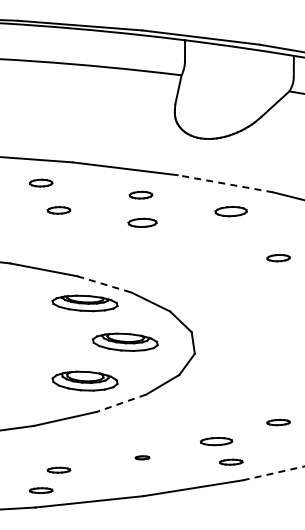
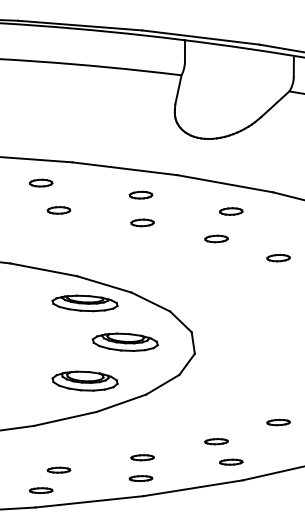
line: dashed -> solid (225, 183)
part size: 34x12 px -> 25x9 px (231, 211)
part size: 31x11 px -> 25x10 px (142, 222)
part: none -> present (216, 238)
line: dashed -> solid (104, 284)
line: dashed -> solid (121, 403)
part size: 35x10 px -> 25x8 px (216, 441)
part size: 17x6 px -> 25x8 px (142, 457)
line: dashed -> solid (273, 473)
part: none -> present (140, 478)
